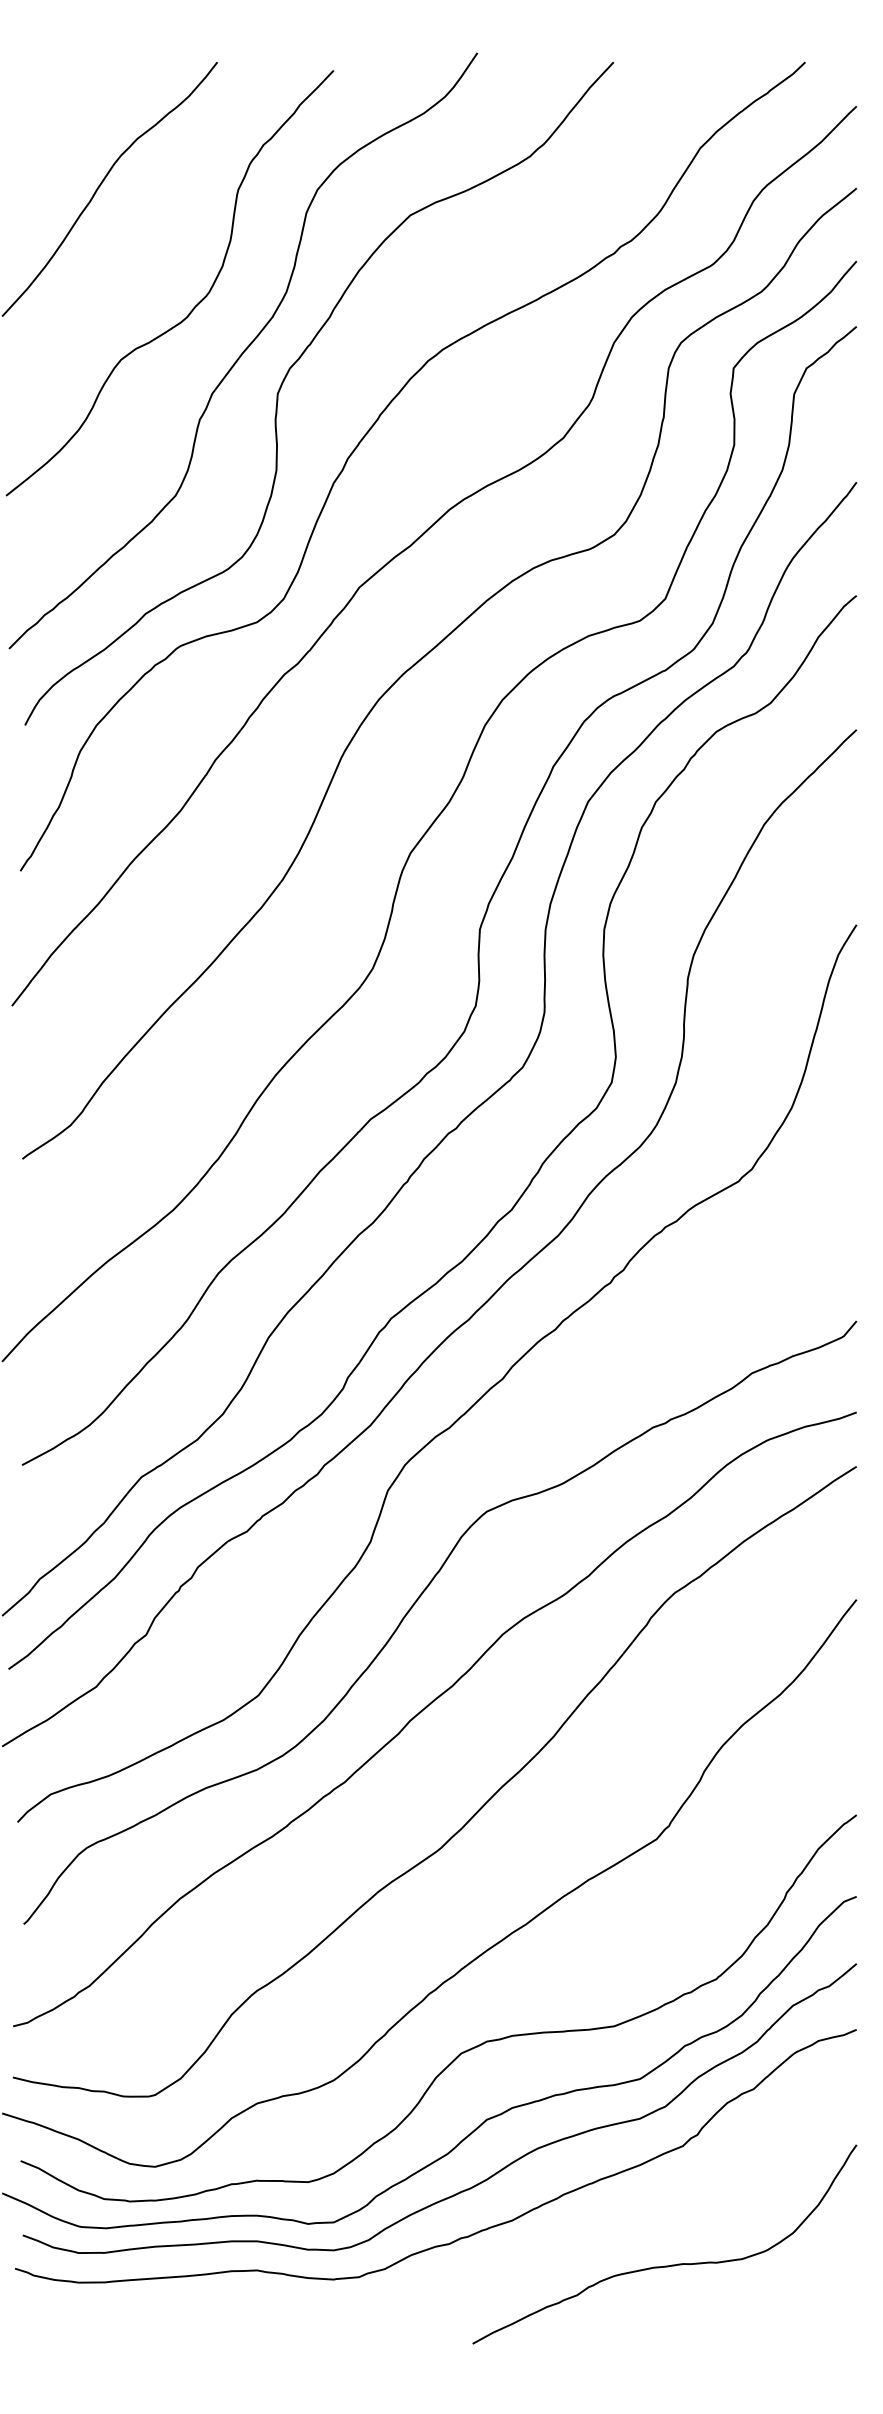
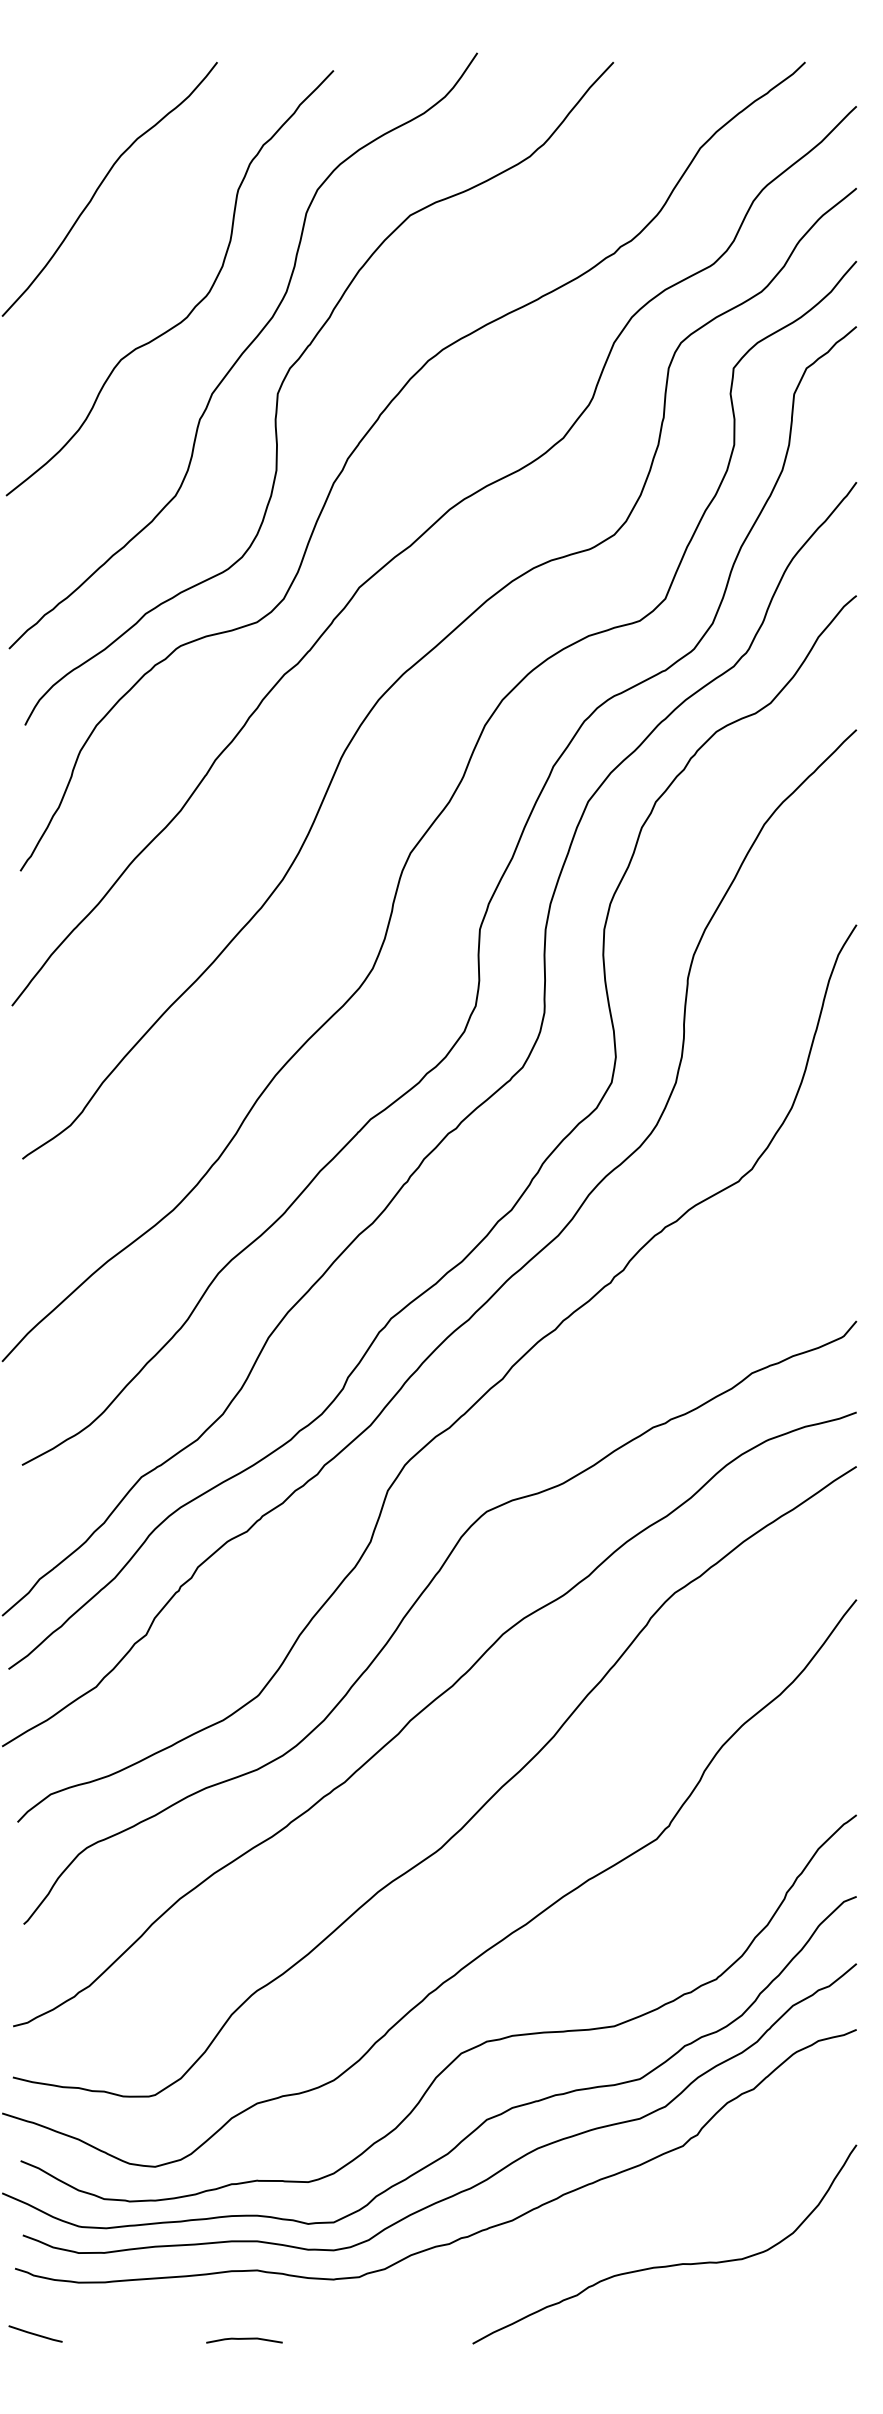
line: none -> present (35, 2333)
curve: none -> present (244, 2339)
